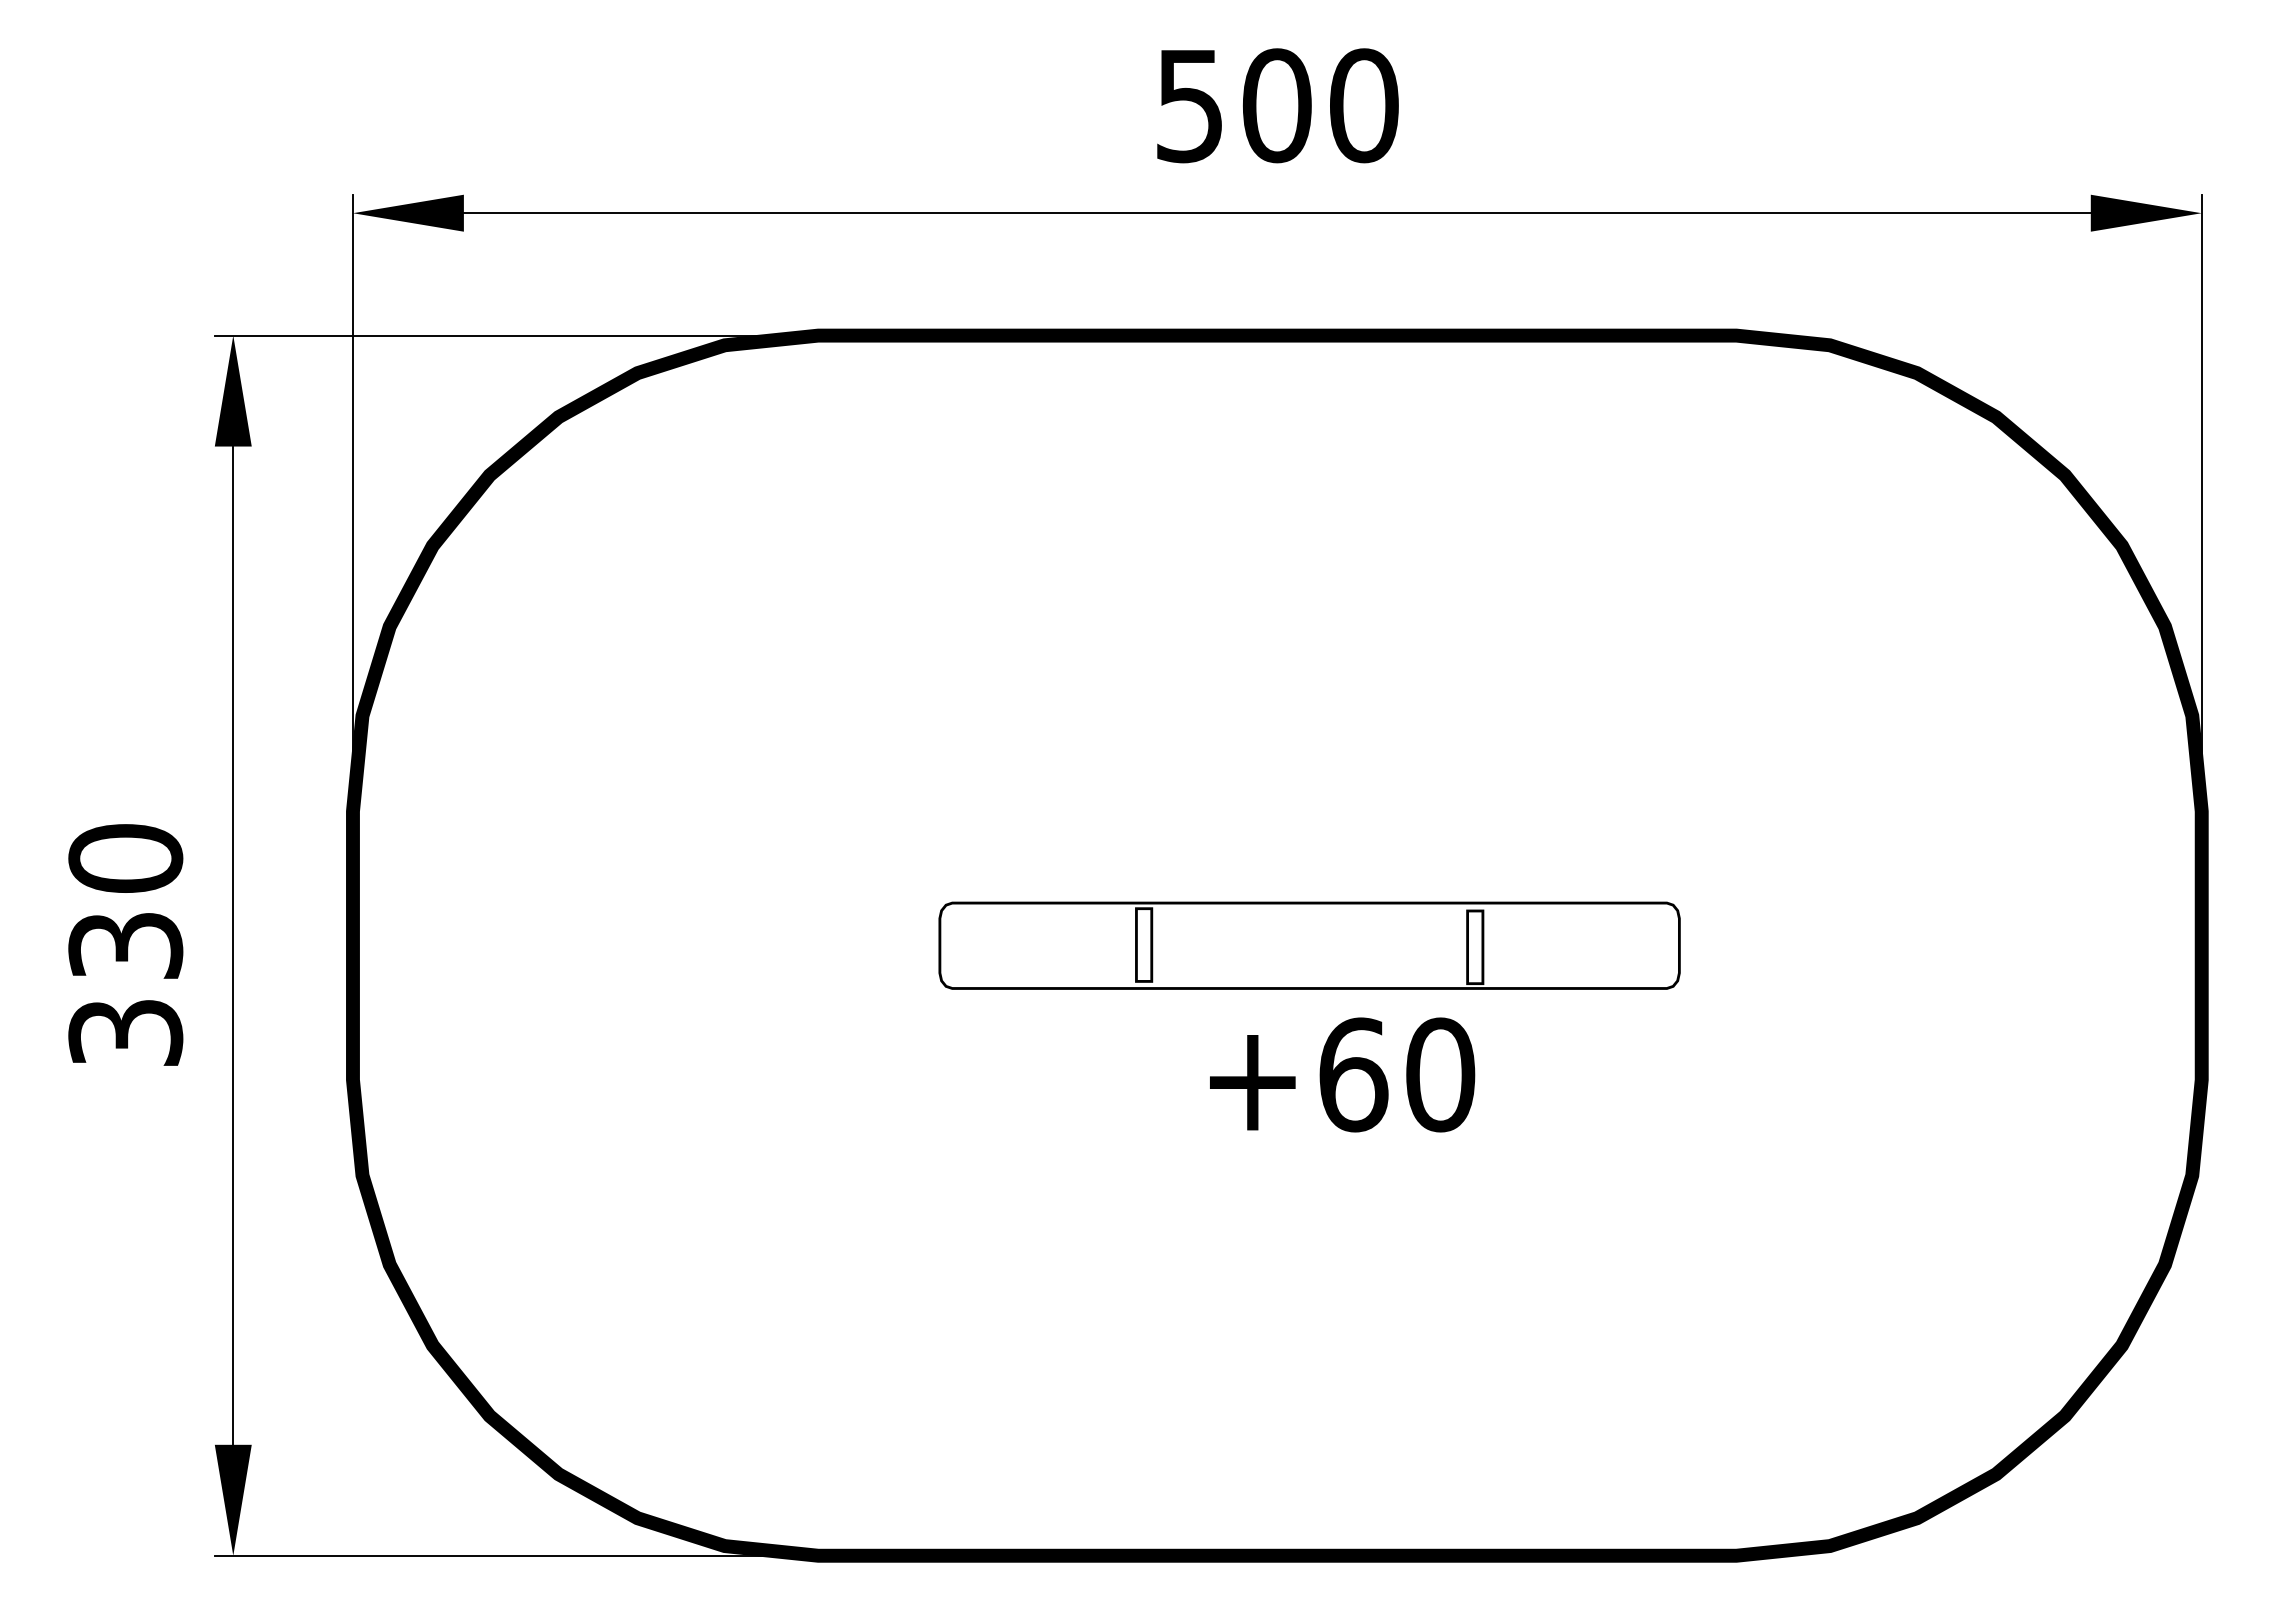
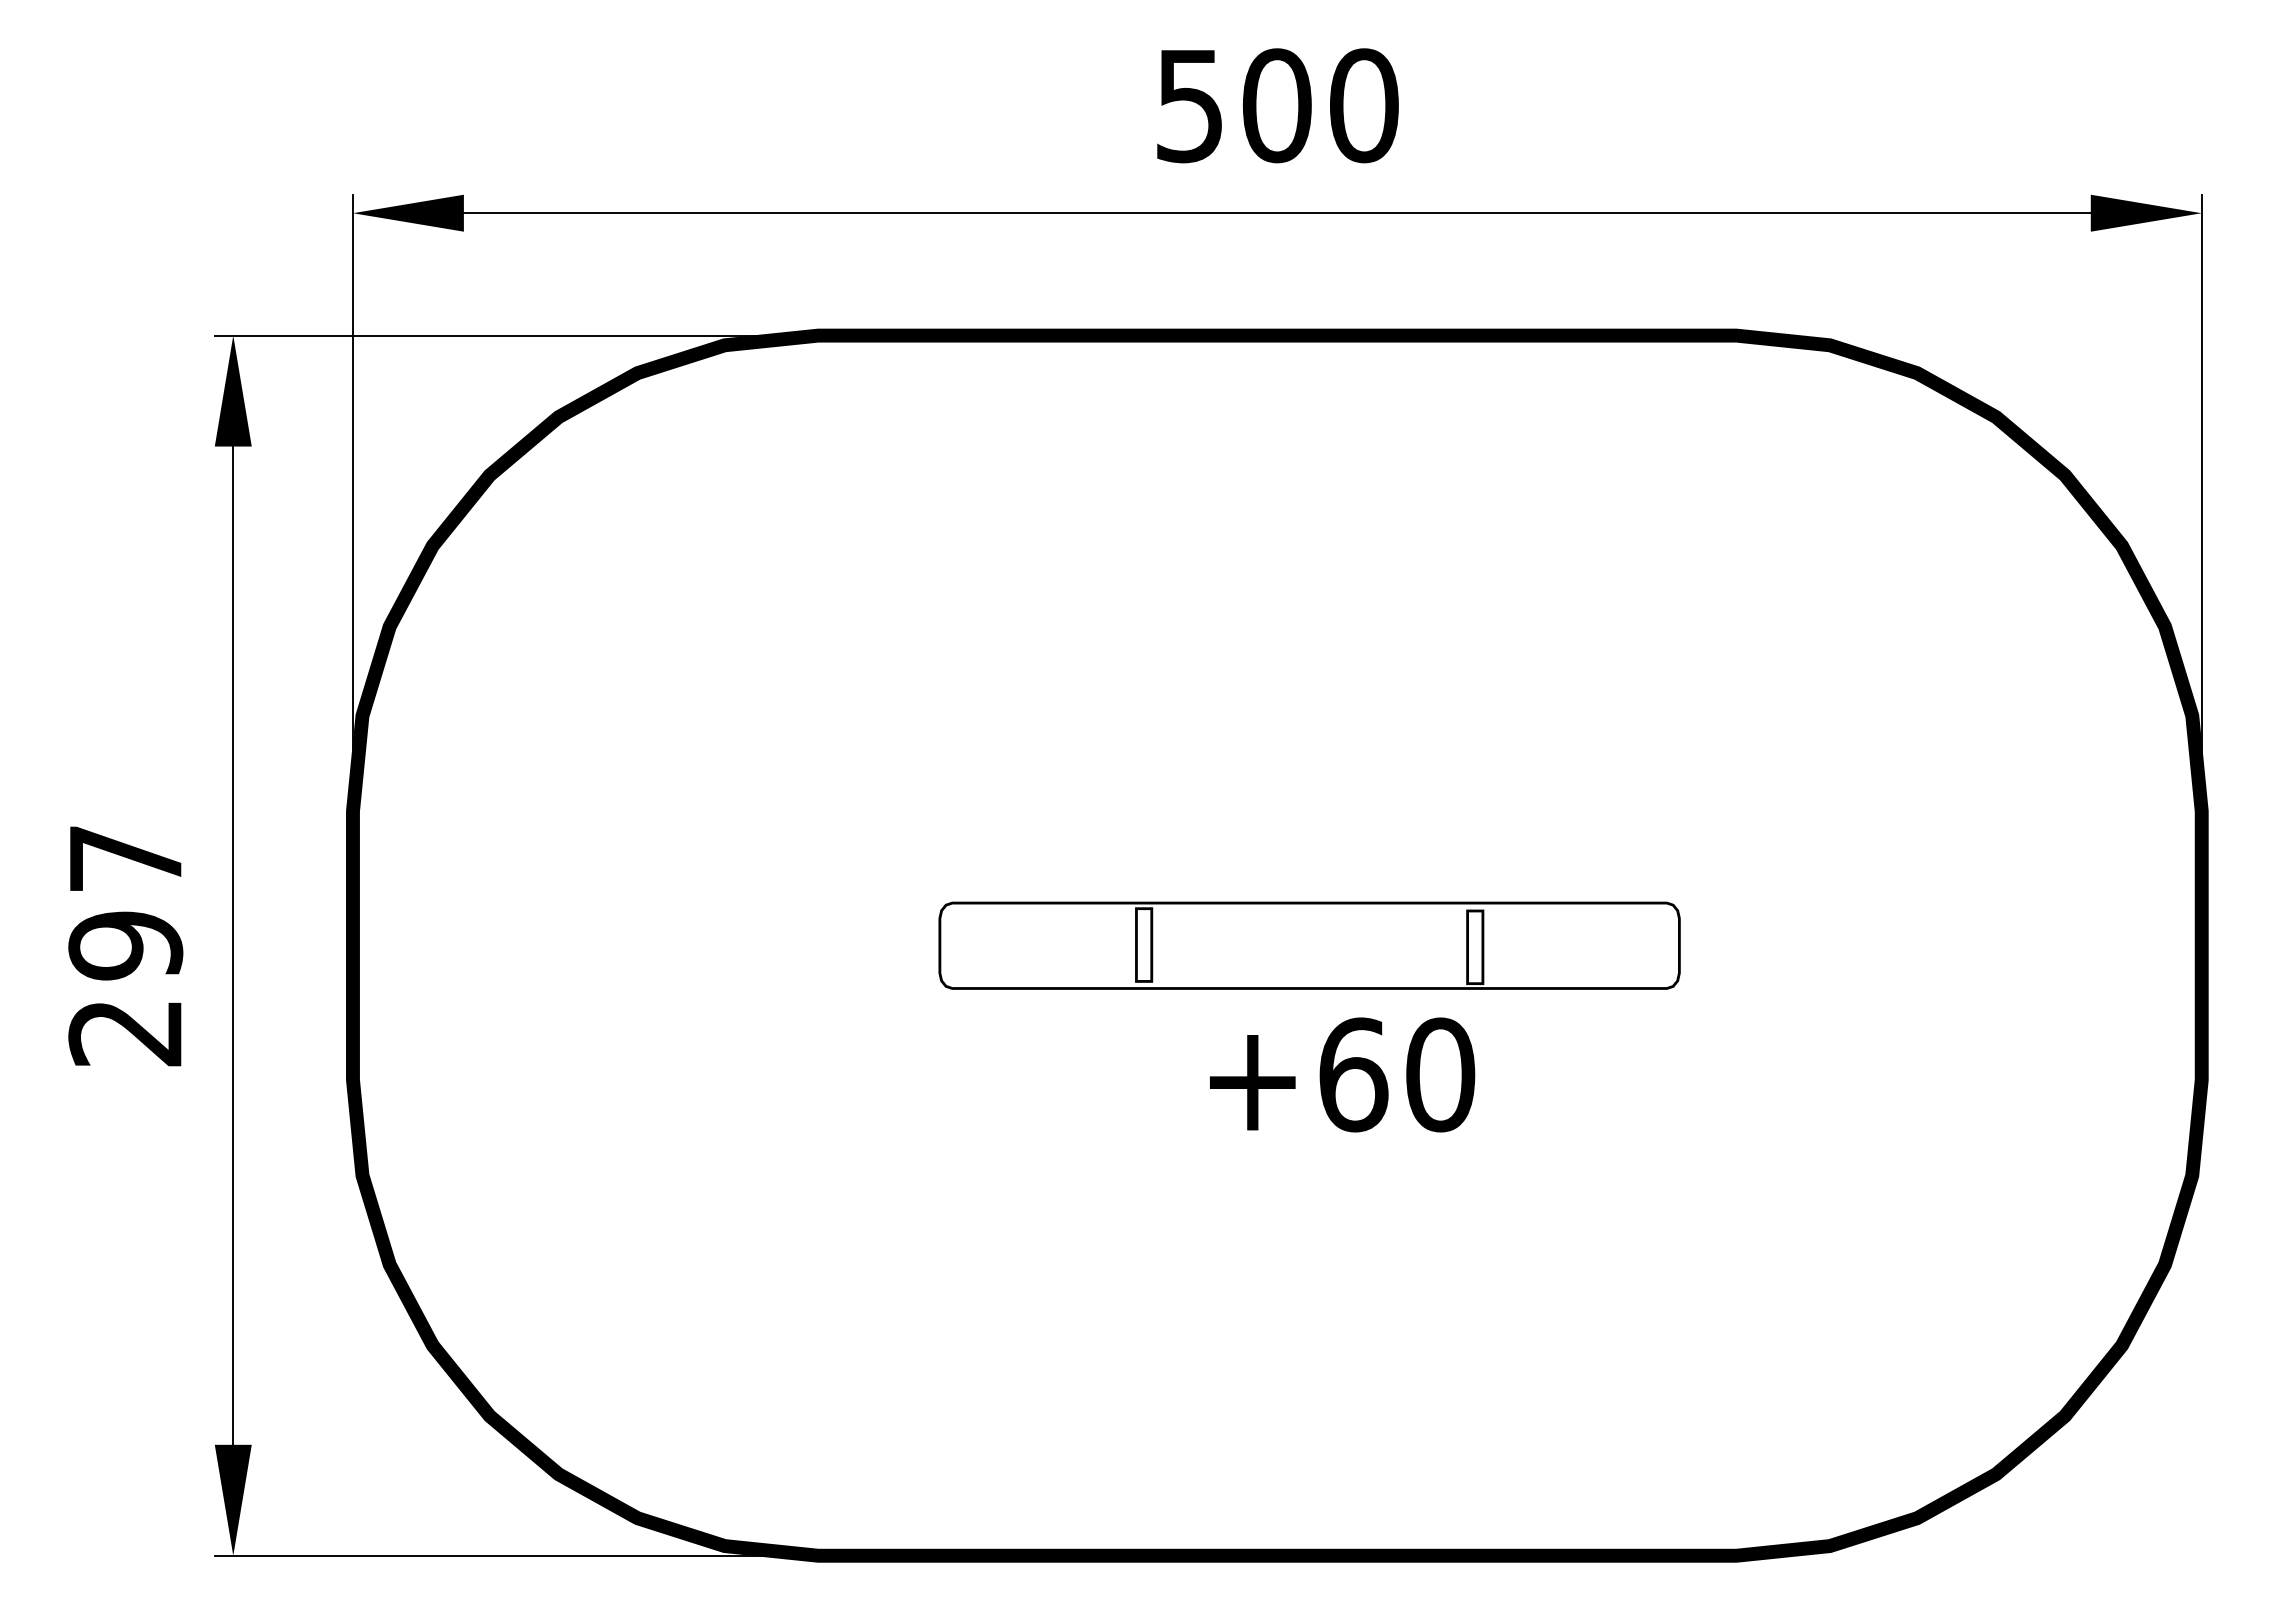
text: 330 -> 297 (125, 945)
